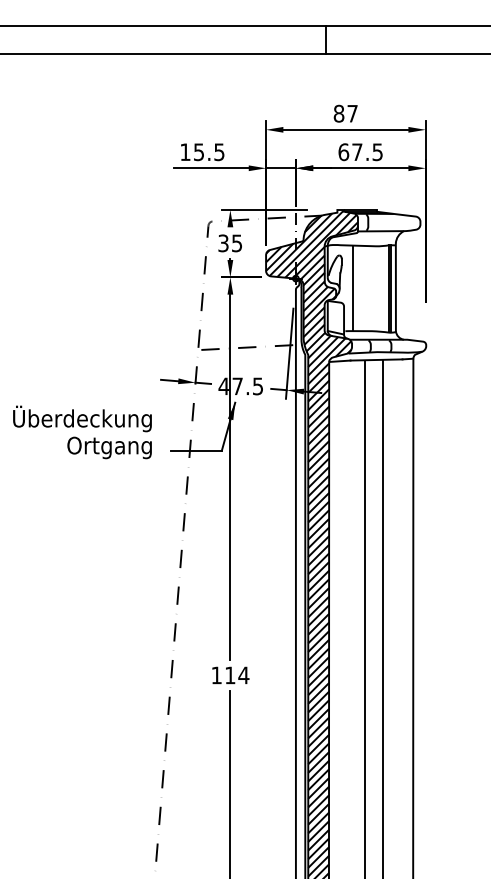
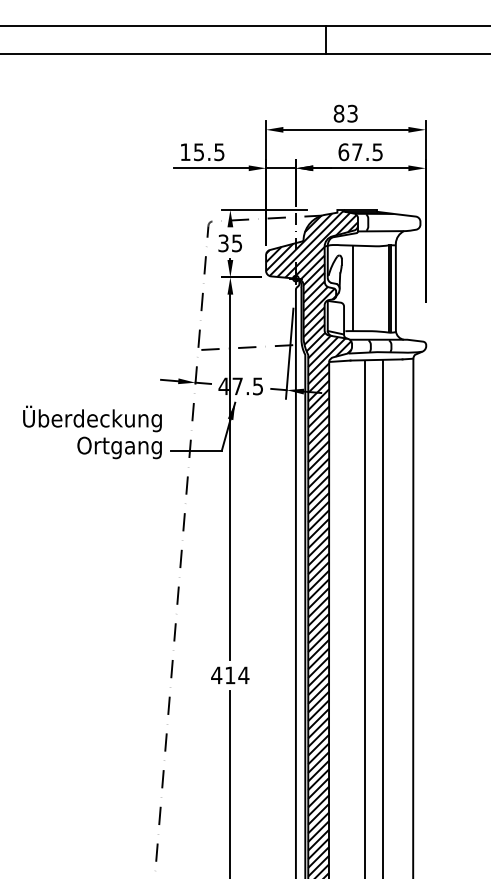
text: 87 -> 83 (352, 113)
text position: (82, 432) -> (92, 432) (92, 432)
text: 114 -> 414 (216, 675)
